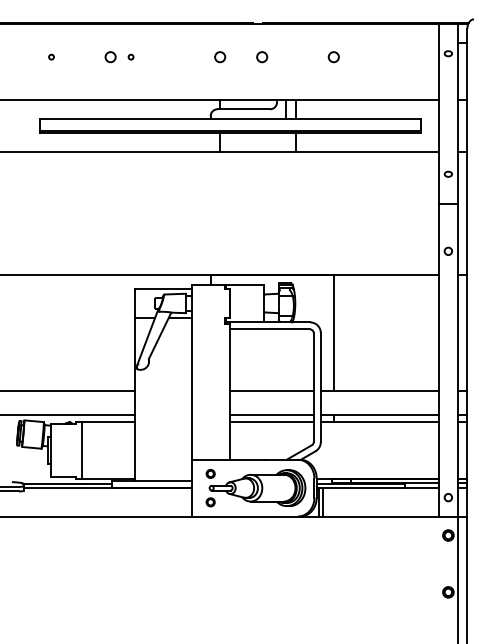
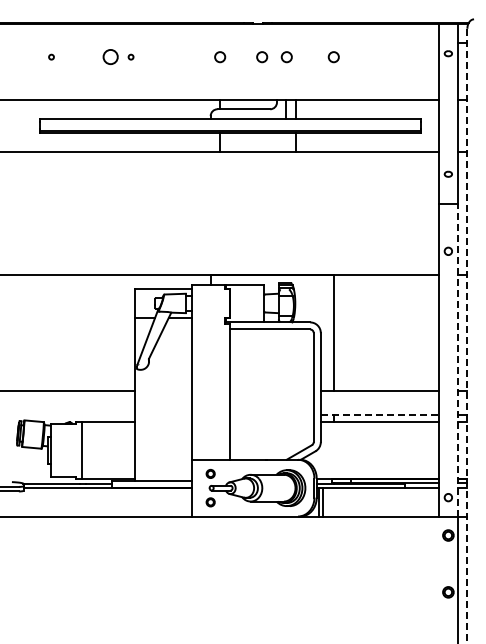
circle size: 13x13 px -> 17x16 px (110, 56)
circle: none -> present (286, 57)
line: solid -> dashed (467, 336)
line: solid -> dashed (457, 359)
line: present -> none (271, 391)
line: present -> none (68, 414)
line: present -> none (271, 414)
line: solid -> dashed (380, 414)
line: present -> none (271, 421)
